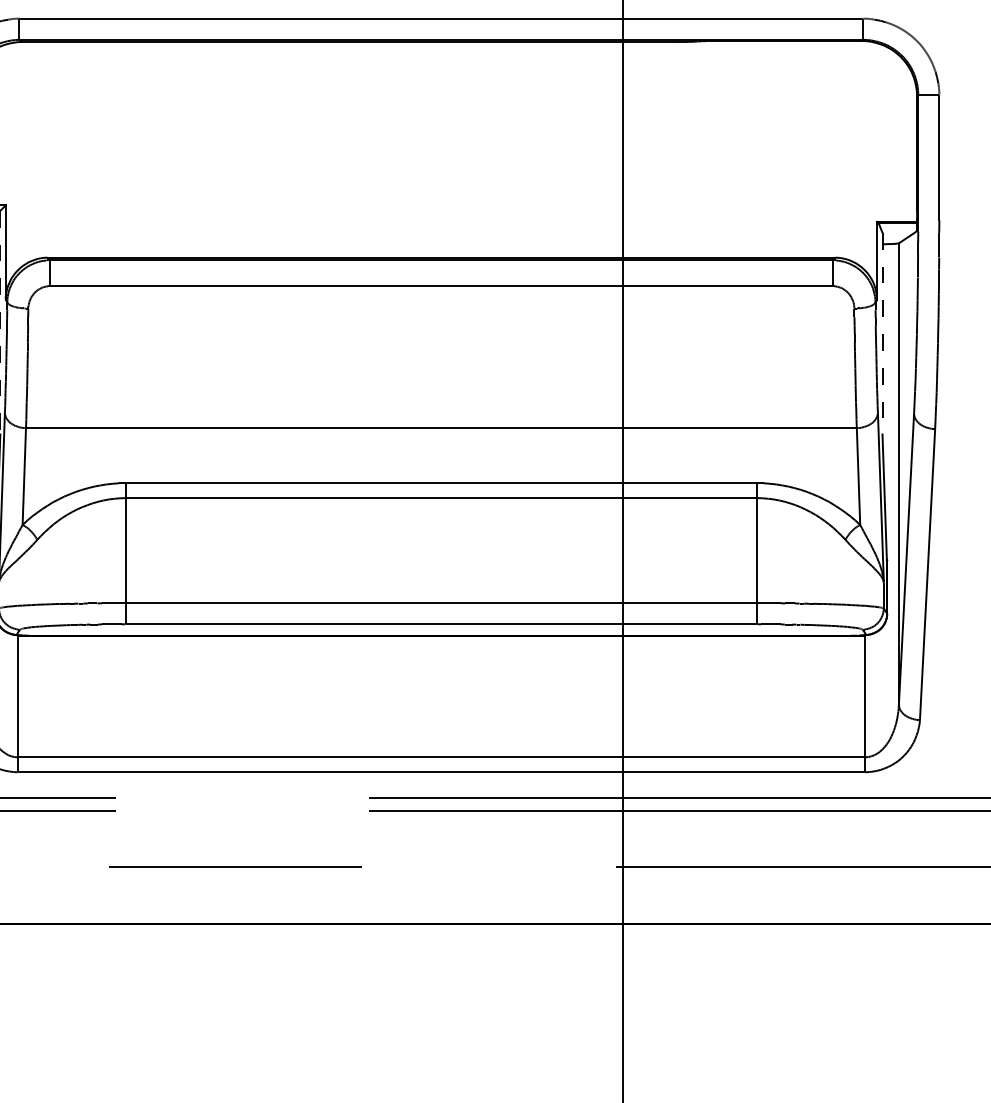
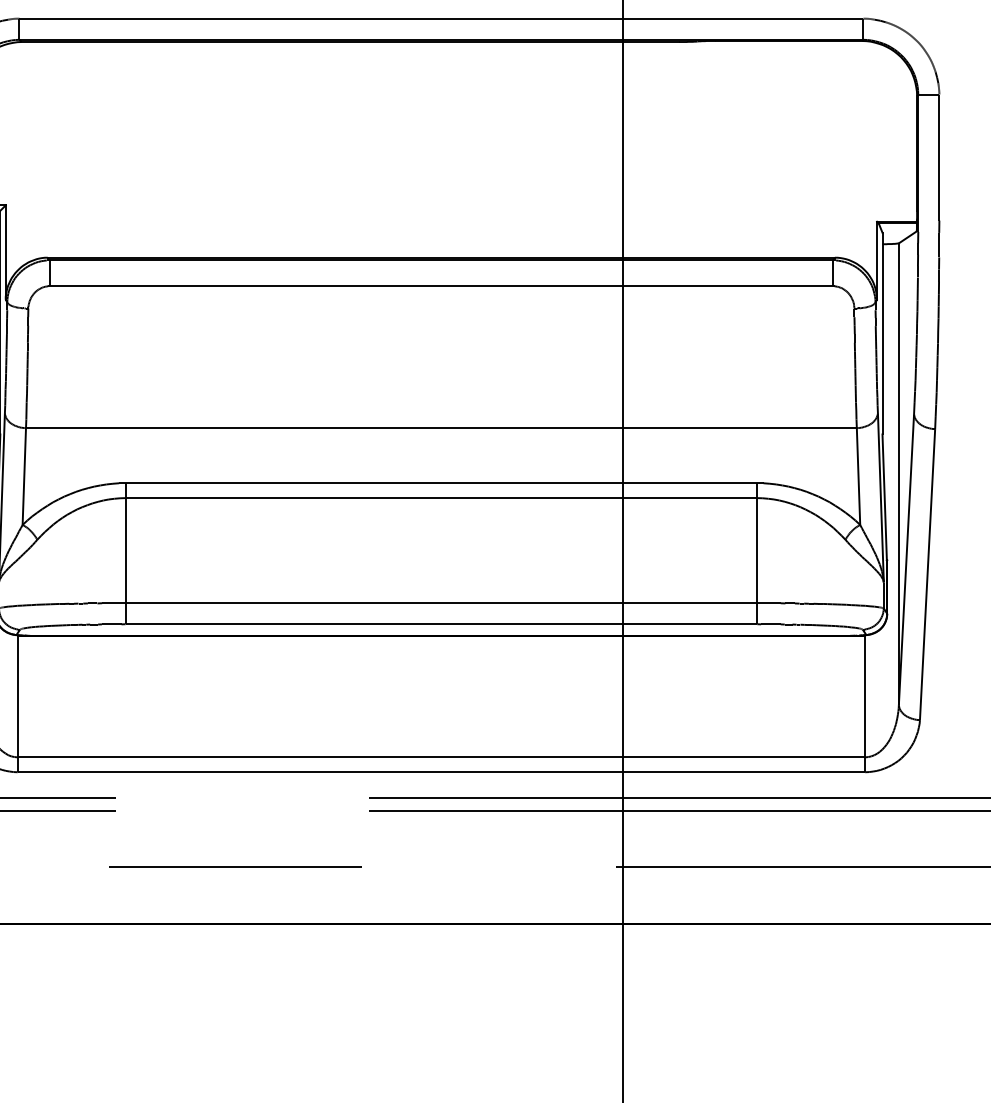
line: dashed -> solid (0, 322)
line: dashed -> solid (882, 333)
